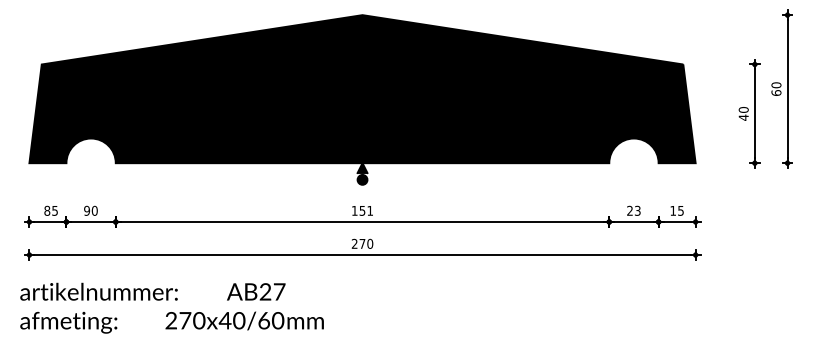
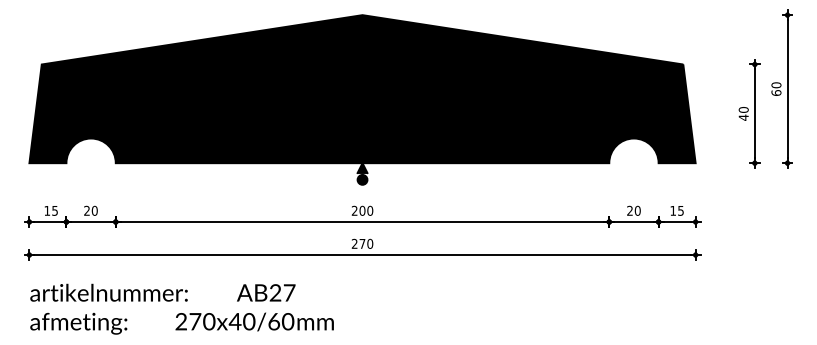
text: 85 -> 15 (47, 210)
text: 90 -> 20 (87, 210)
text: 151 -> 200 (362, 210)
text: 23 -> 20 (637, 210)
text position: (171, 307) -> (181, 308) (181, 308)
